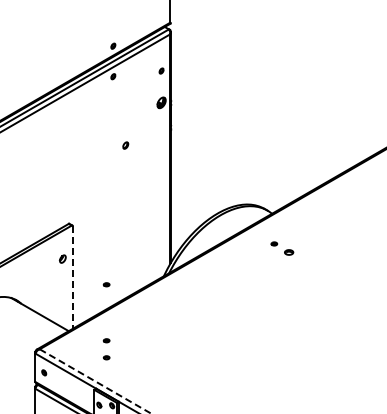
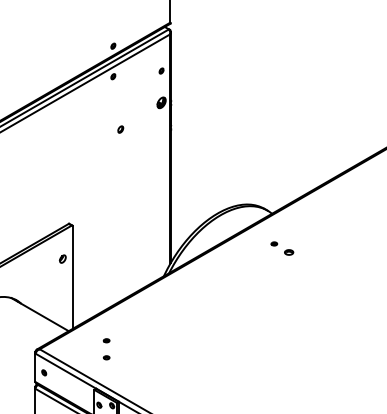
part position: (125, 145) -> (120, 129) (120, 129)
line: dashed -> solid (72, 278)
part: present -> none (106, 284)
line: dashed -> solid (96, 381)
